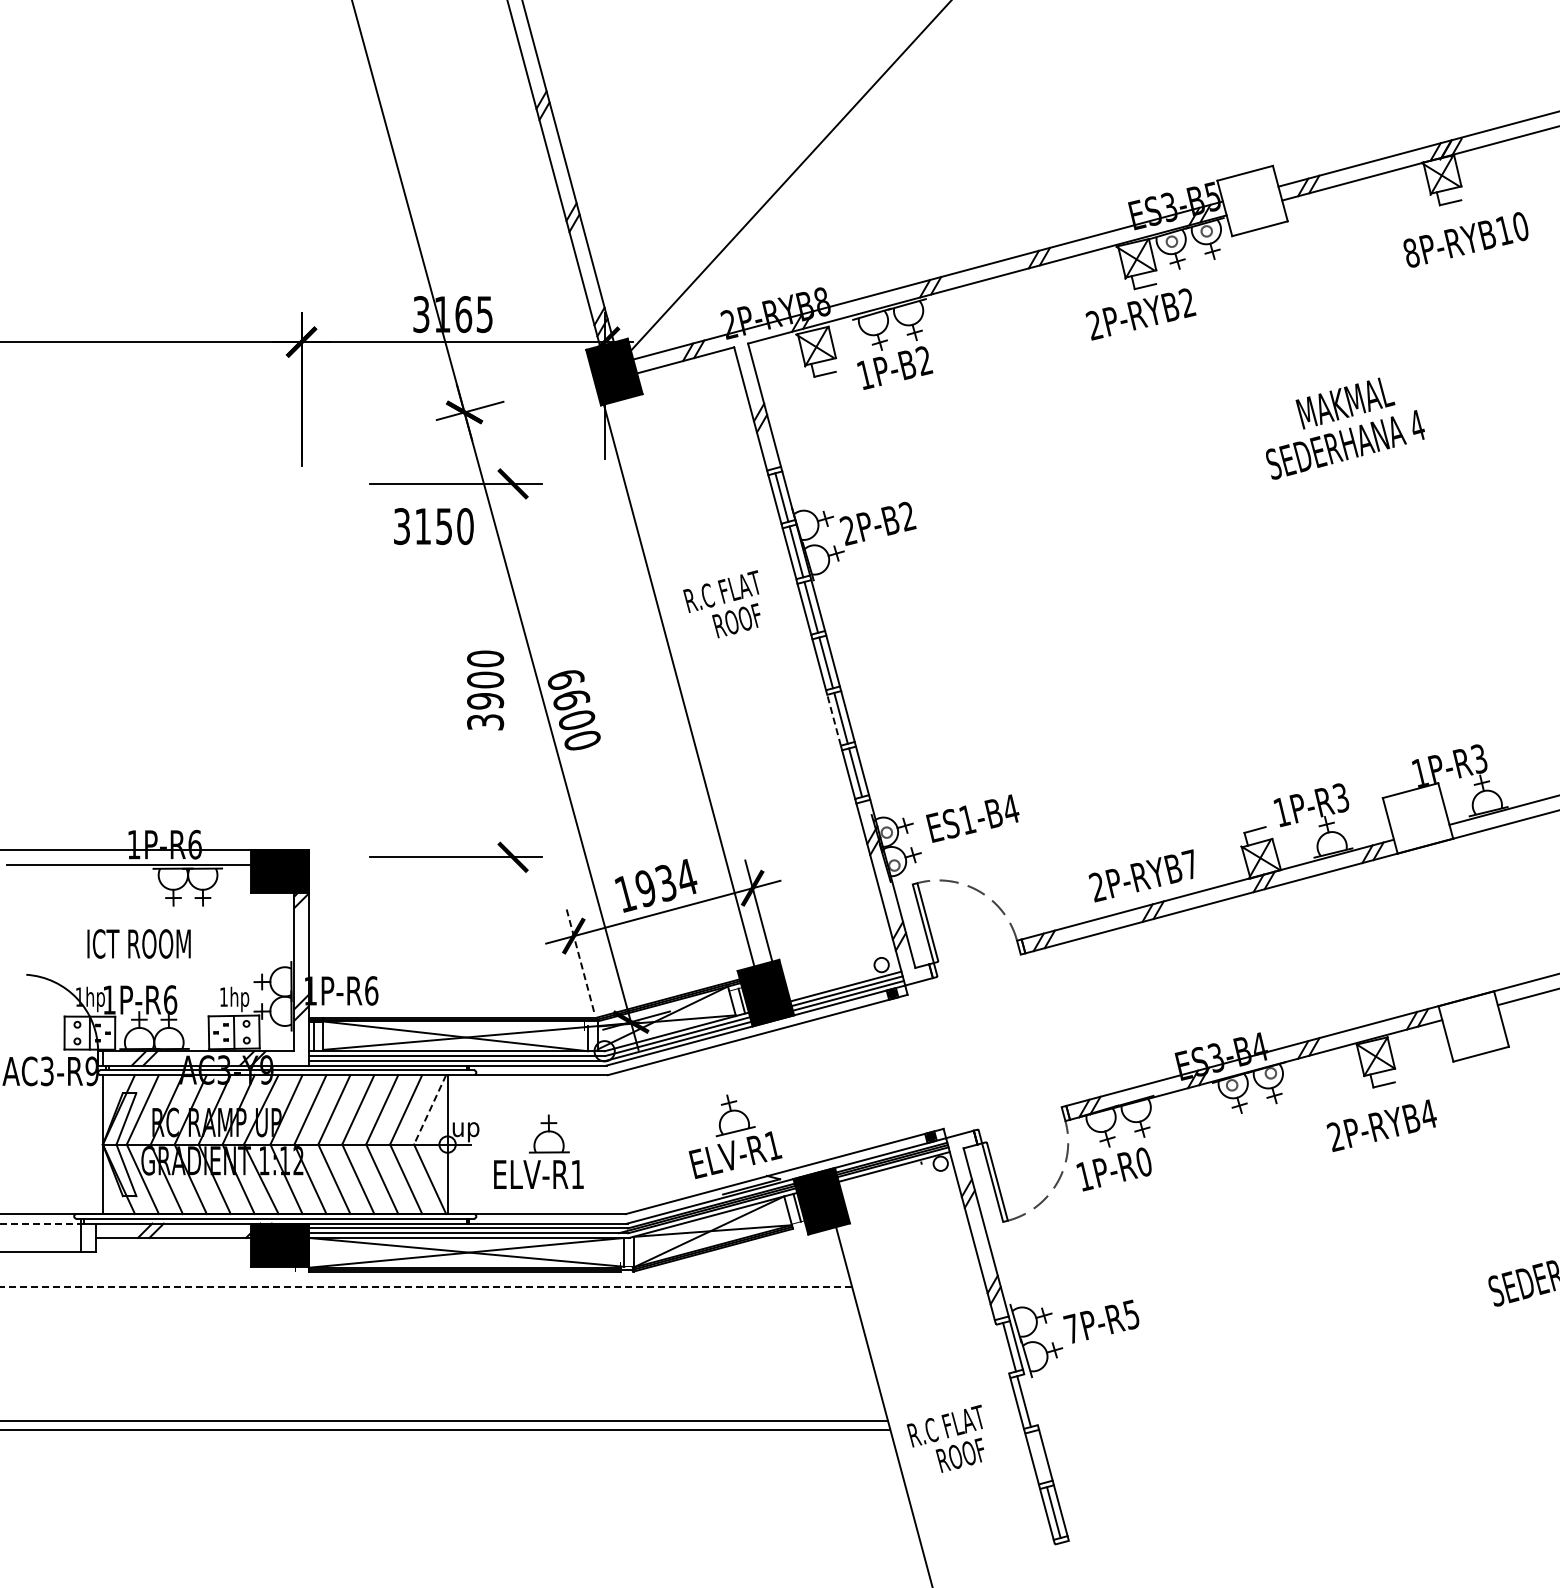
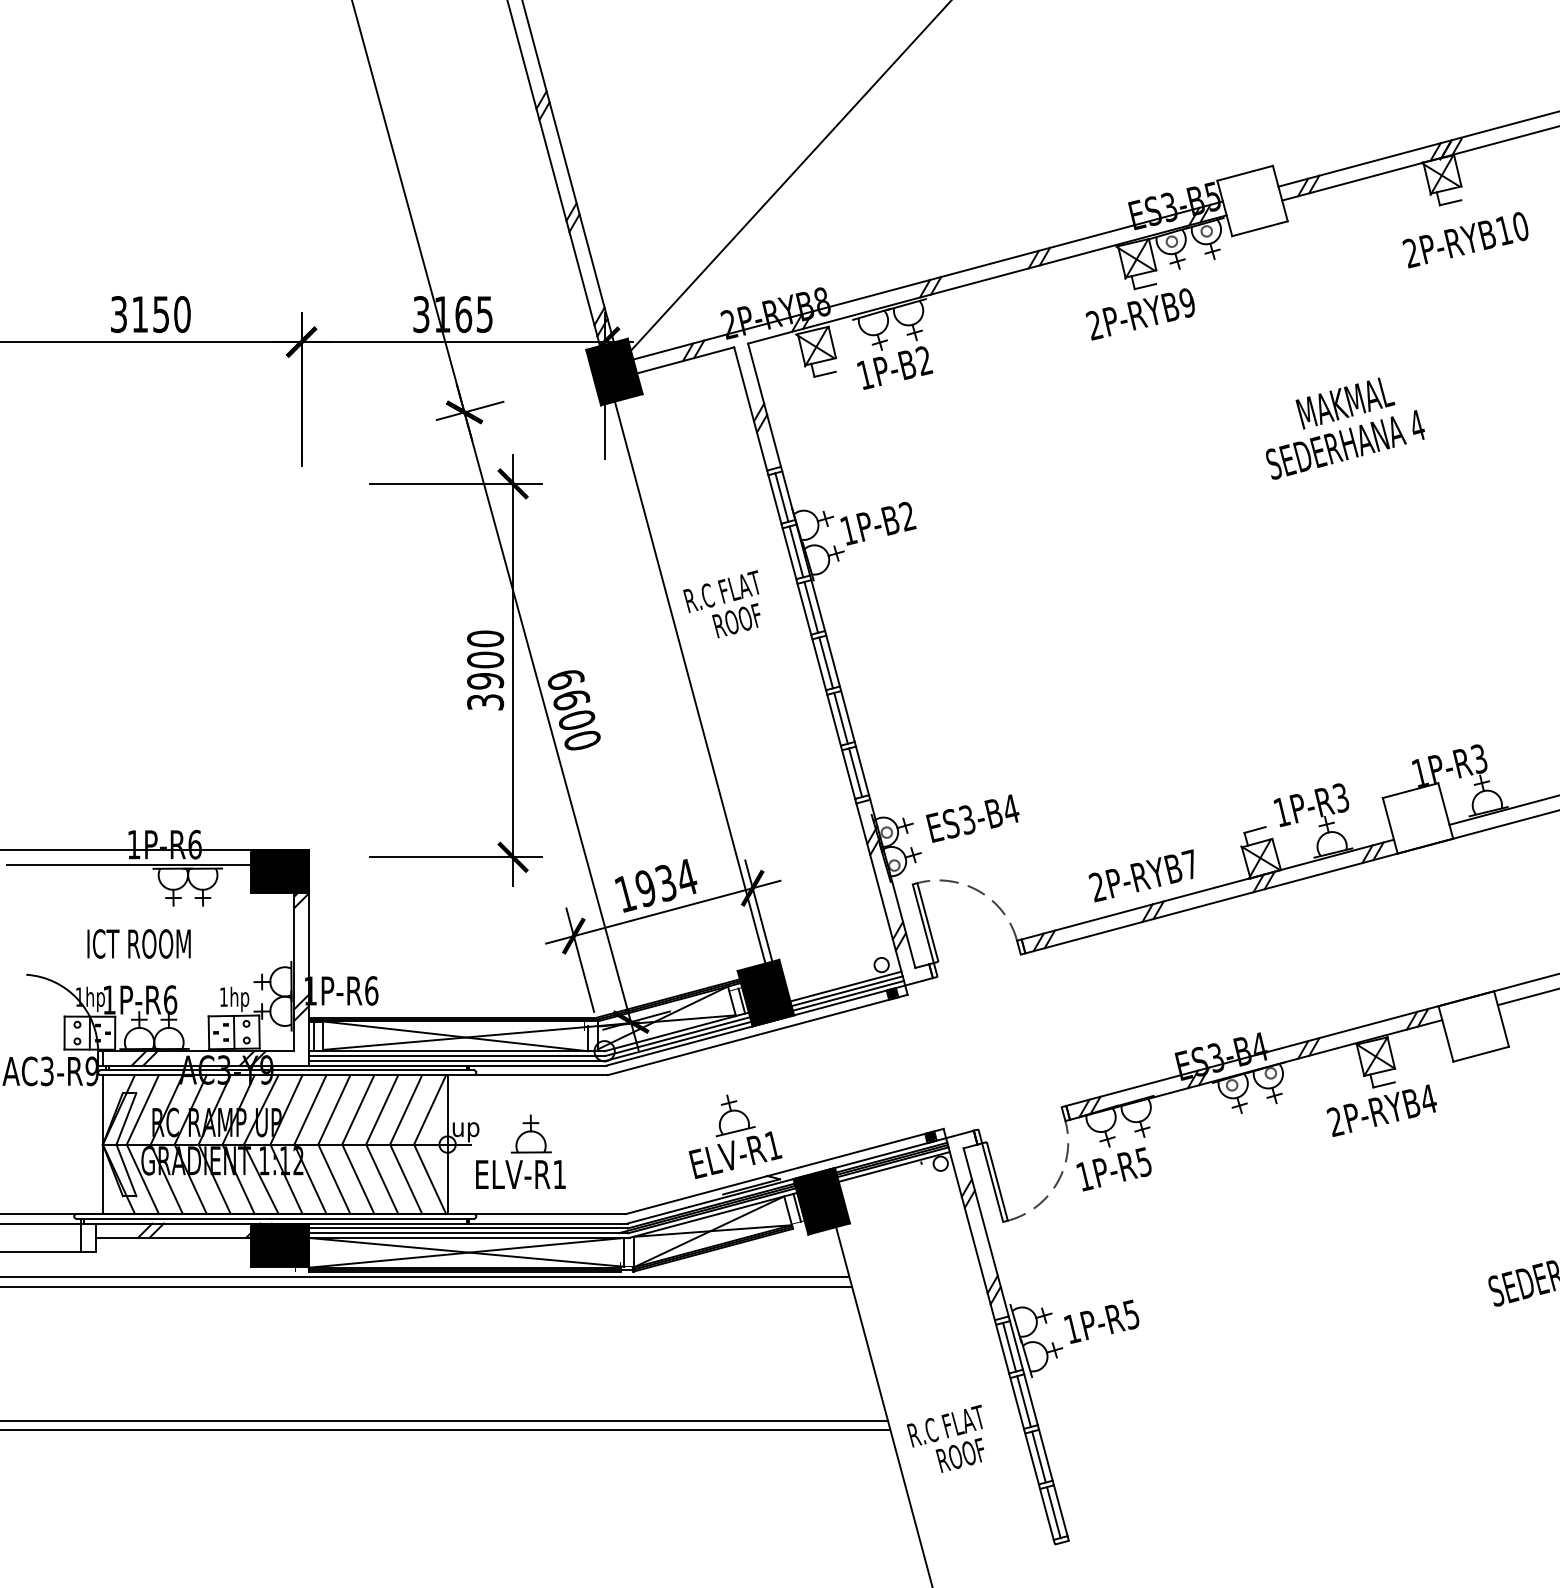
text: 8P-RYB10 -> 2P-RYB10 (1411, 253)
text: 2P-RYB2 -> 2P-RYB9 (1187, 303)
text position: (433, 526) -> (150, 314) (150, 314)
text: 2P-B2 -> 1P-B2 (848, 530)
line: none -> present (513, 670)
line position: (678, 685) -> (689, 682) (689, 682)
text position: (485, 690) -> (485, 670) (485, 670)
line: dashed -> solid (833, 719)
text: ES1-B4 -> ES3-B4 (967, 819)
line: dashed -> solid (580, 960)
line: dashed -> solid (429, 1110)
text position: (1381, 1125) -> (1381, 1110) (1381, 1110)
part position: (538, 1151) -> (520, 1151) (520, 1151)
text: 1P-R0 -> 1P-R5 (1143, 1162)
line: dashed -> solid (41, 1223)
line: none -> present (425, 1276)
line: dashed -> solid (426, 1286)
text: 7P-R5 -> 1P-R5 (1072, 1328)
line: none -> present (1002, 1348)
line: none -> present (1030, 1399)
line: none -> present (1038, 1456)
